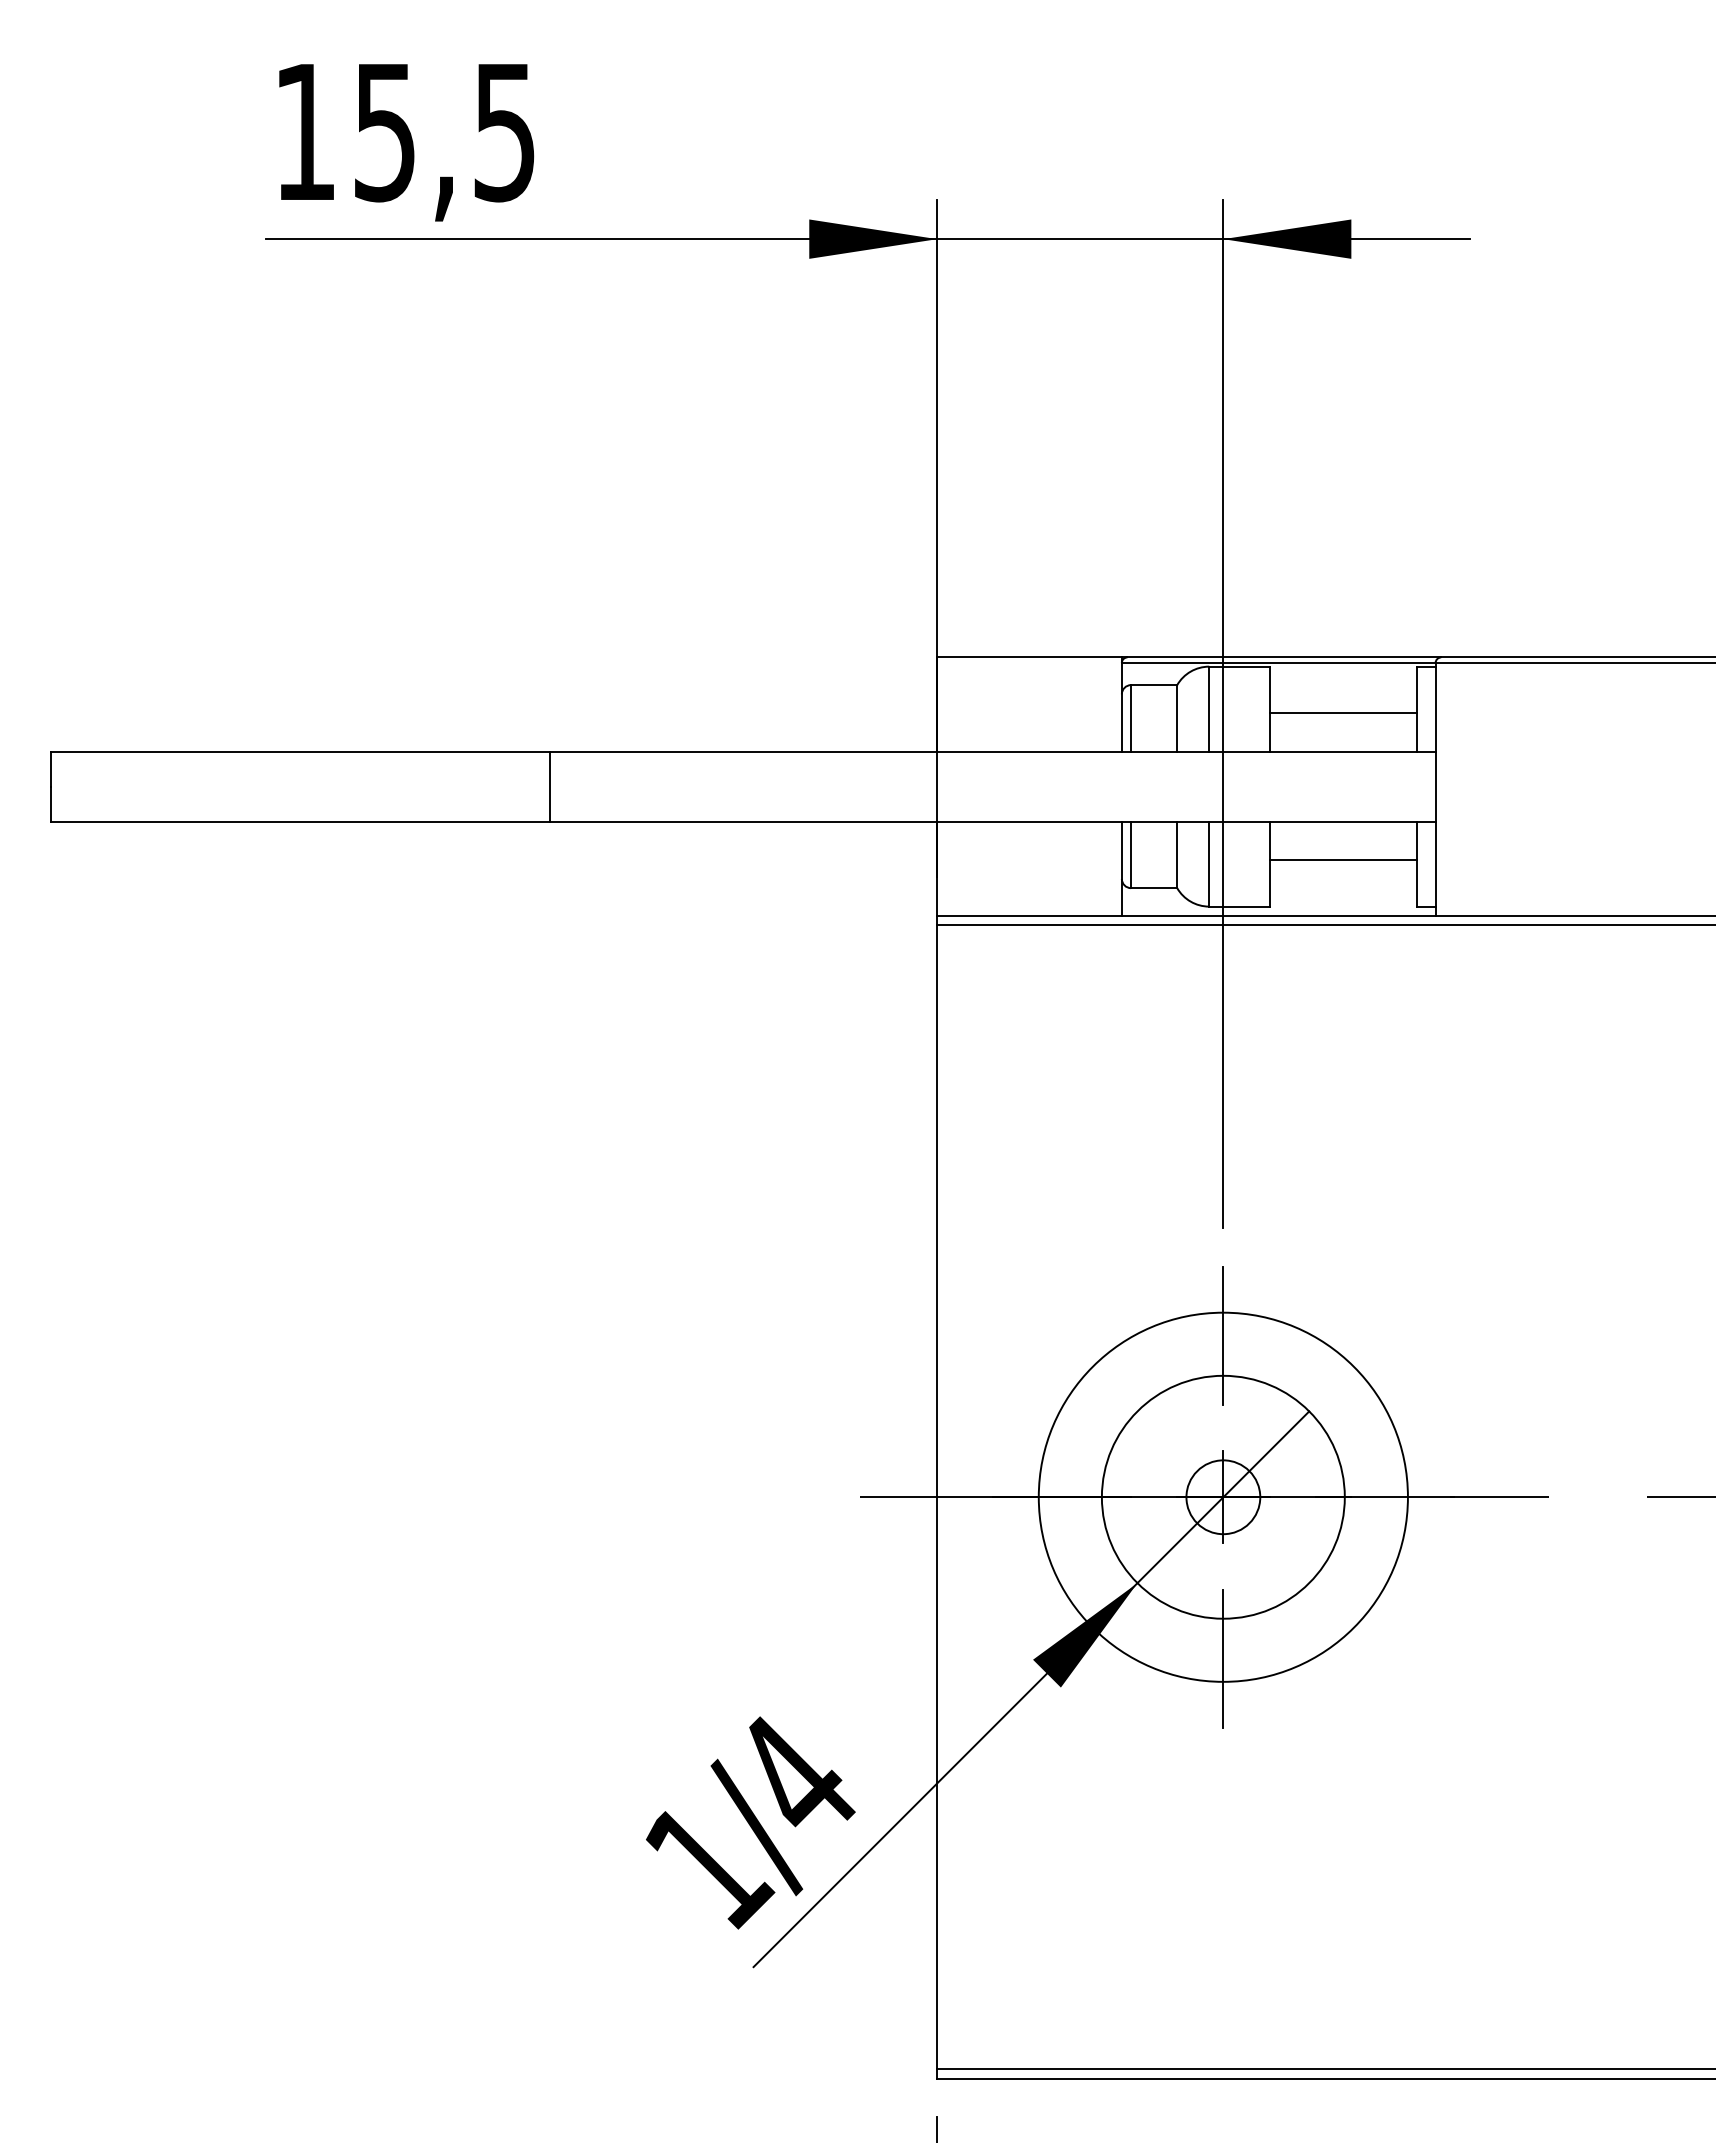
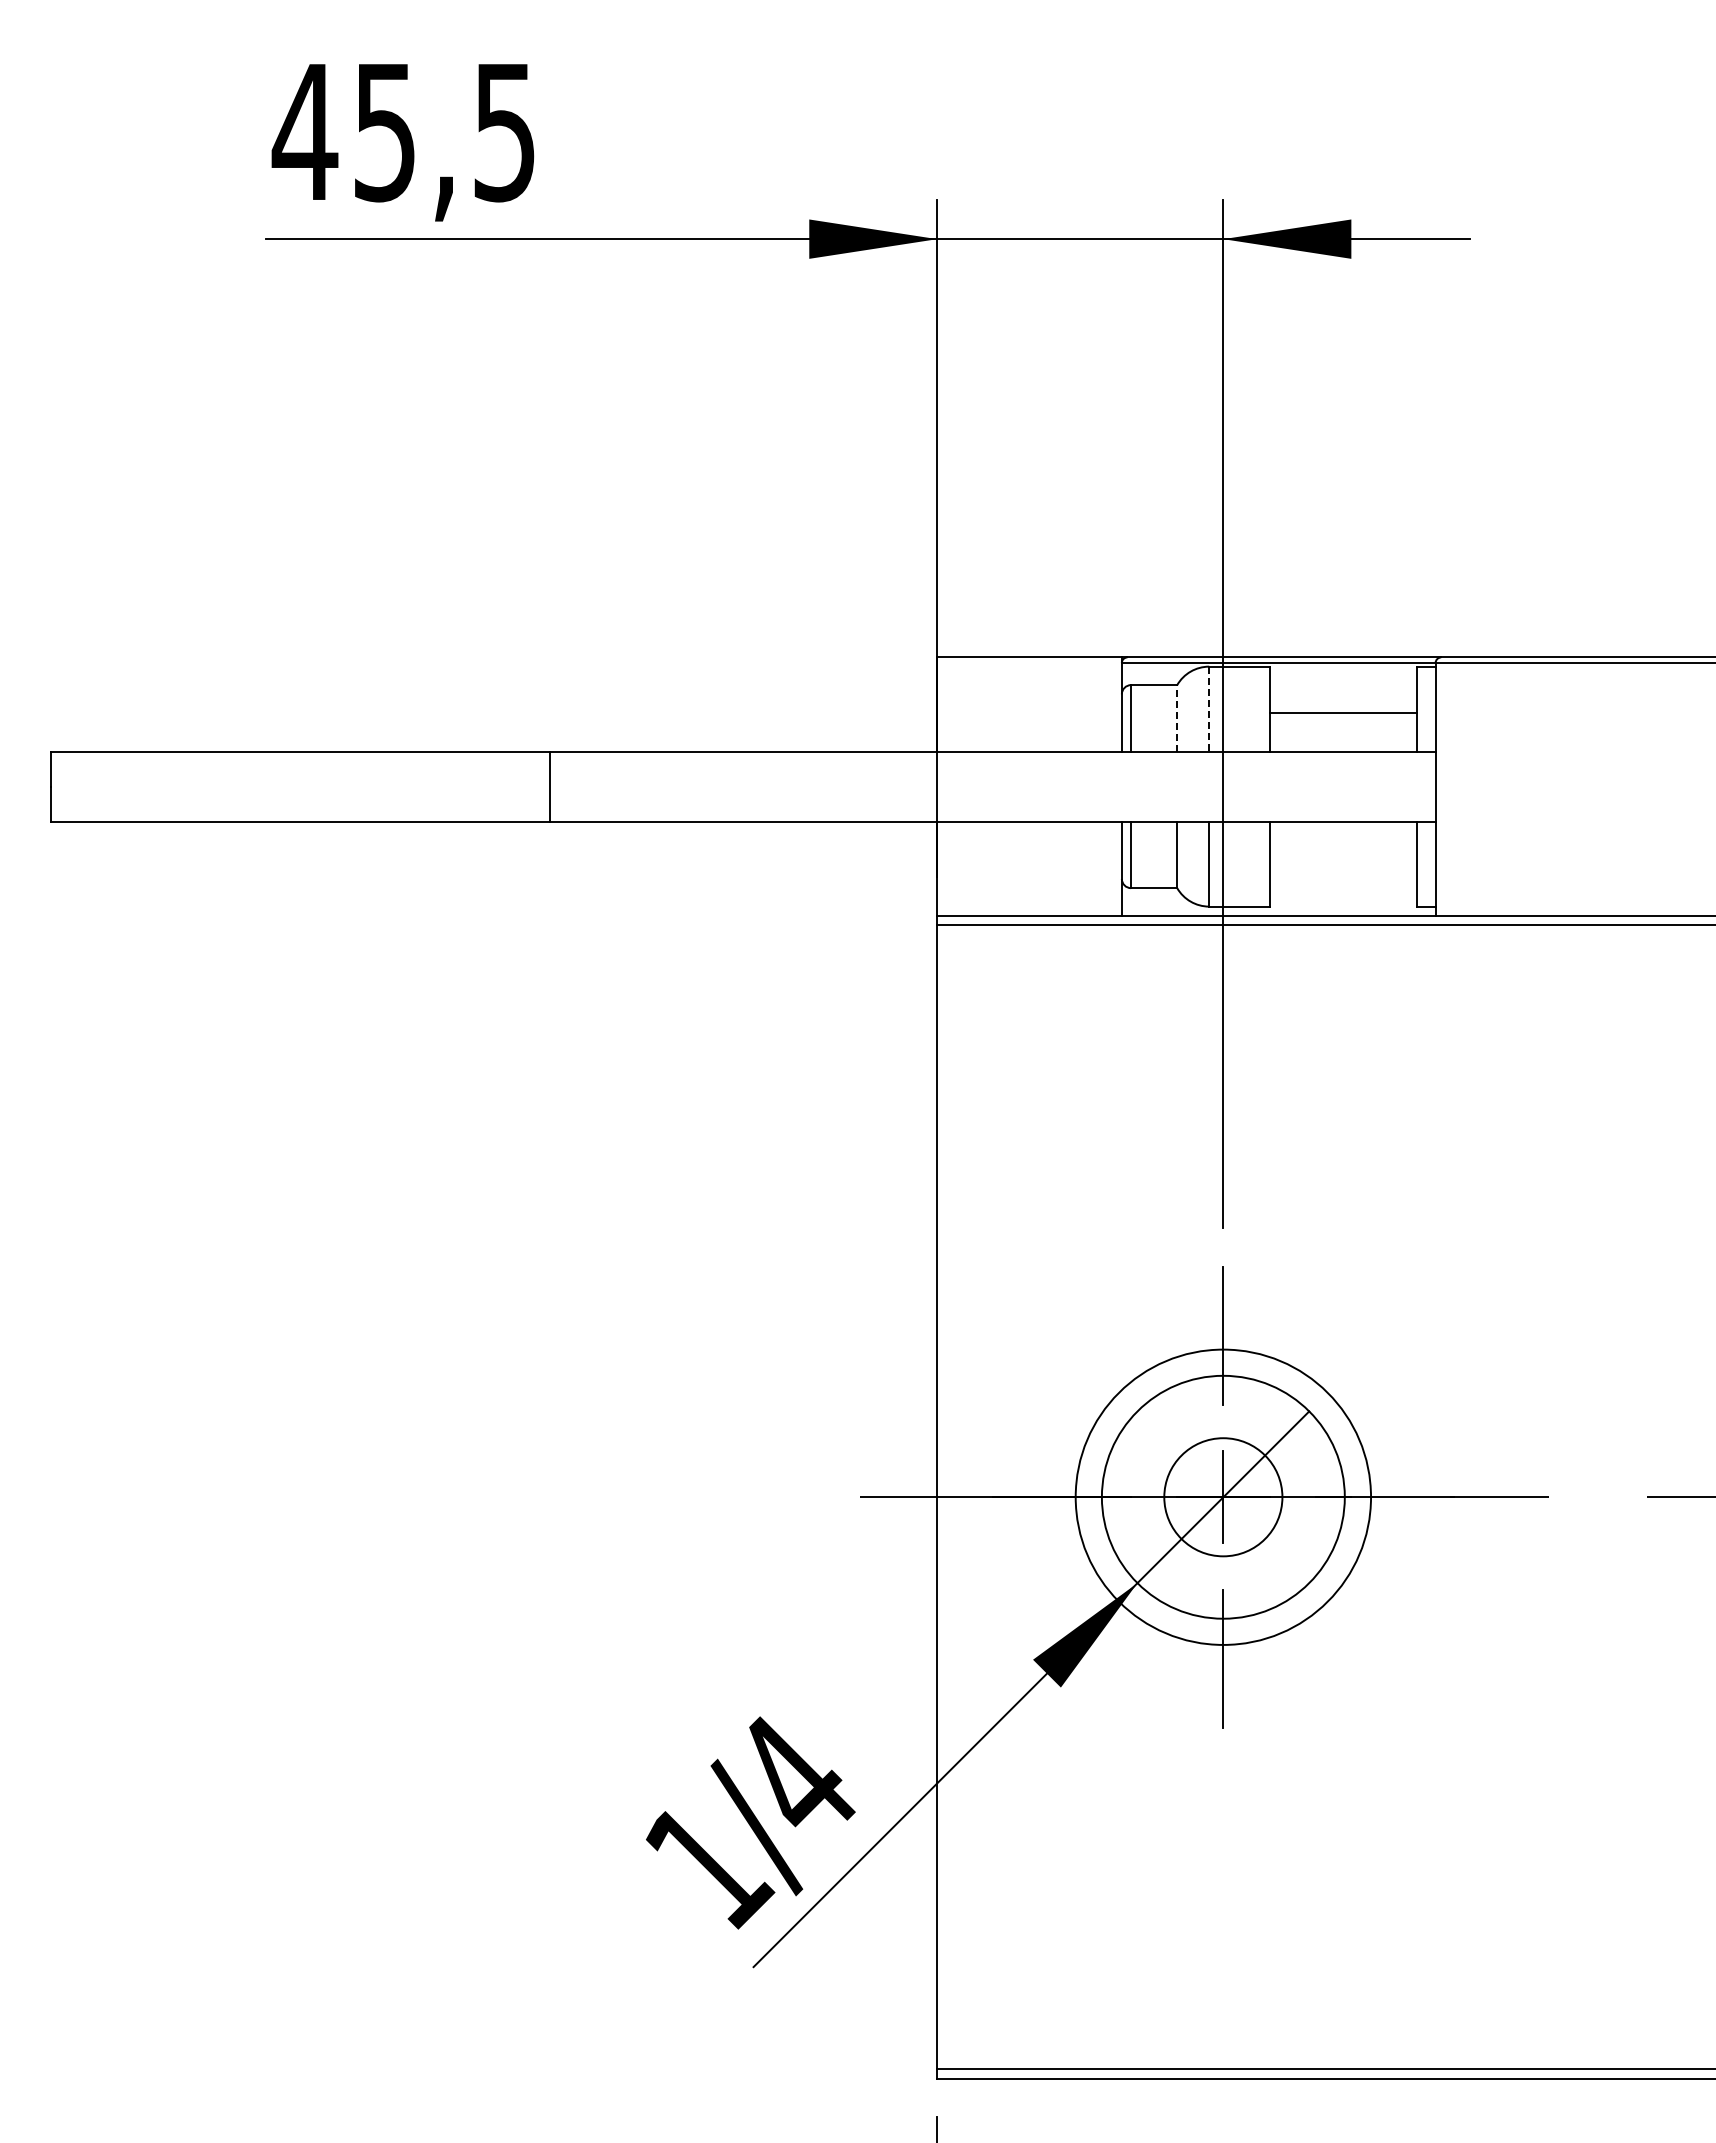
text: 15,5 -> 45,5 (304, 131)
line: solid -> dashed (1209, 709)
line: solid -> dashed (1177, 717)
line: present -> none (1343, 860)
circle diameter: 369 px -> 295 px (1223, 1496)
circle diameter: 74 px -> 118 px (1223, 1497)
